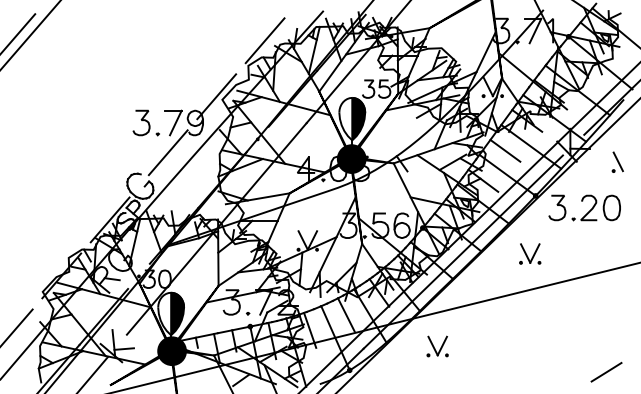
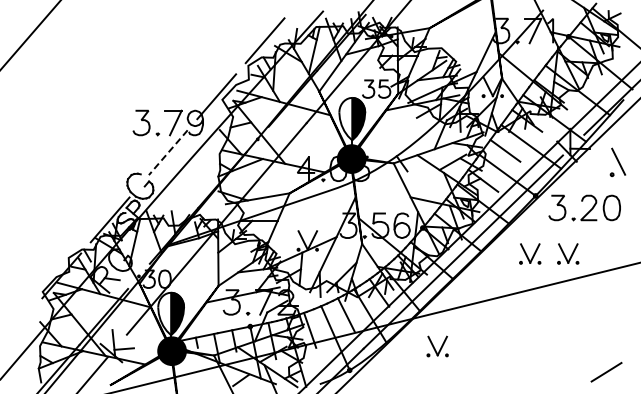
line: present -> none (18, 33)
line: solid -> dashed (168, 152)
part size: 13x22 px -> 18x31 px (617, 162)
part: none -> present (568, 253)
line: present -> none (17, 326)
